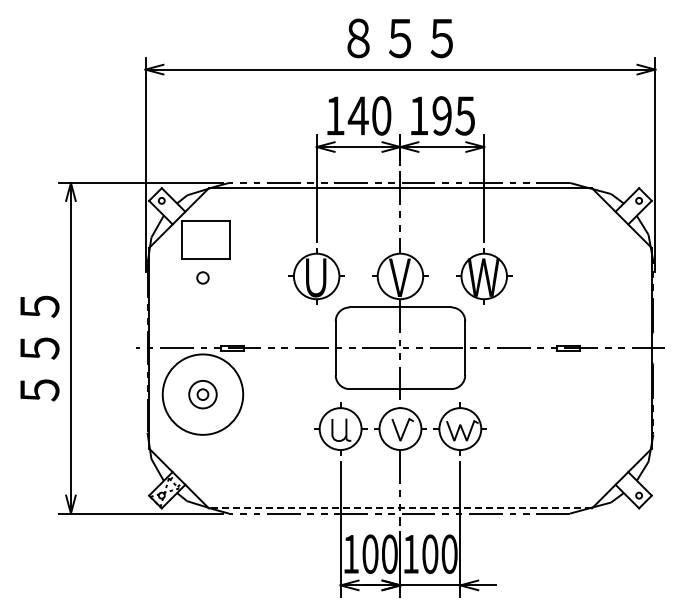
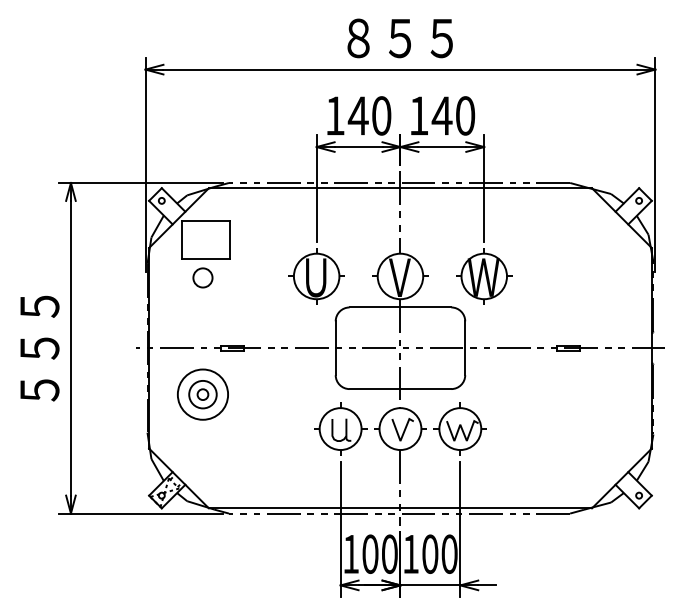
text: 195 -> 140 (453, 115)
circle size: 14x14 px -> 22x22 px (202, 277)
circle diameter: 80 px -> 50 px (202, 394)
line: dashed -> solid (400, 508)
